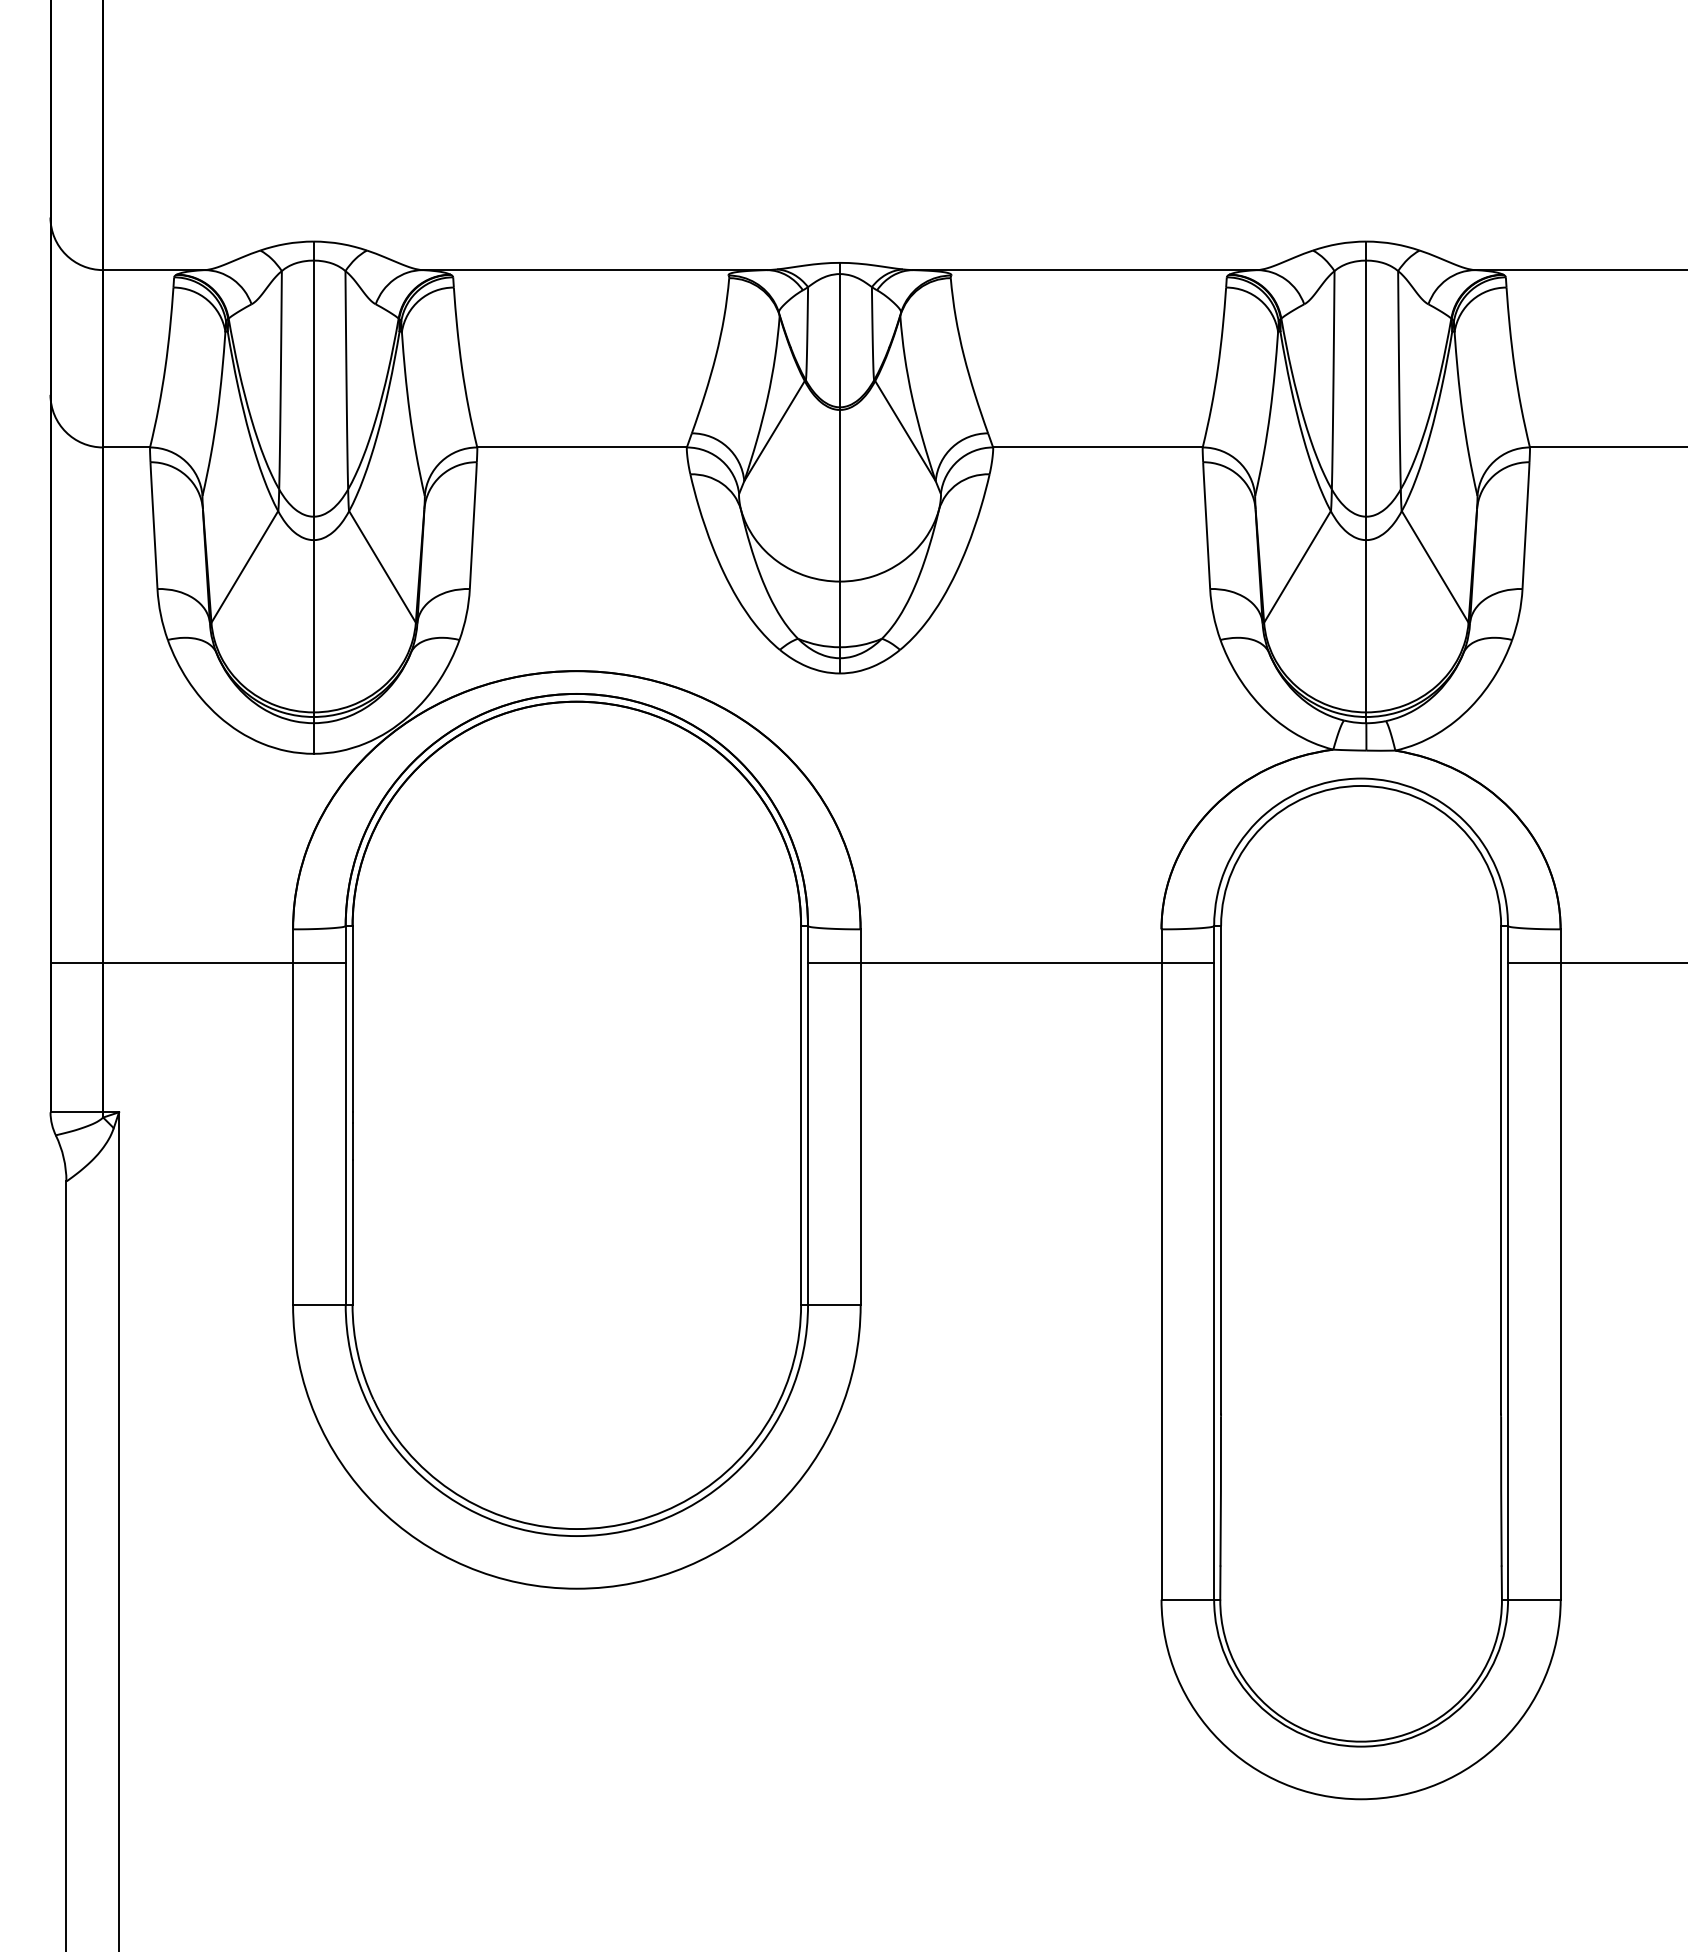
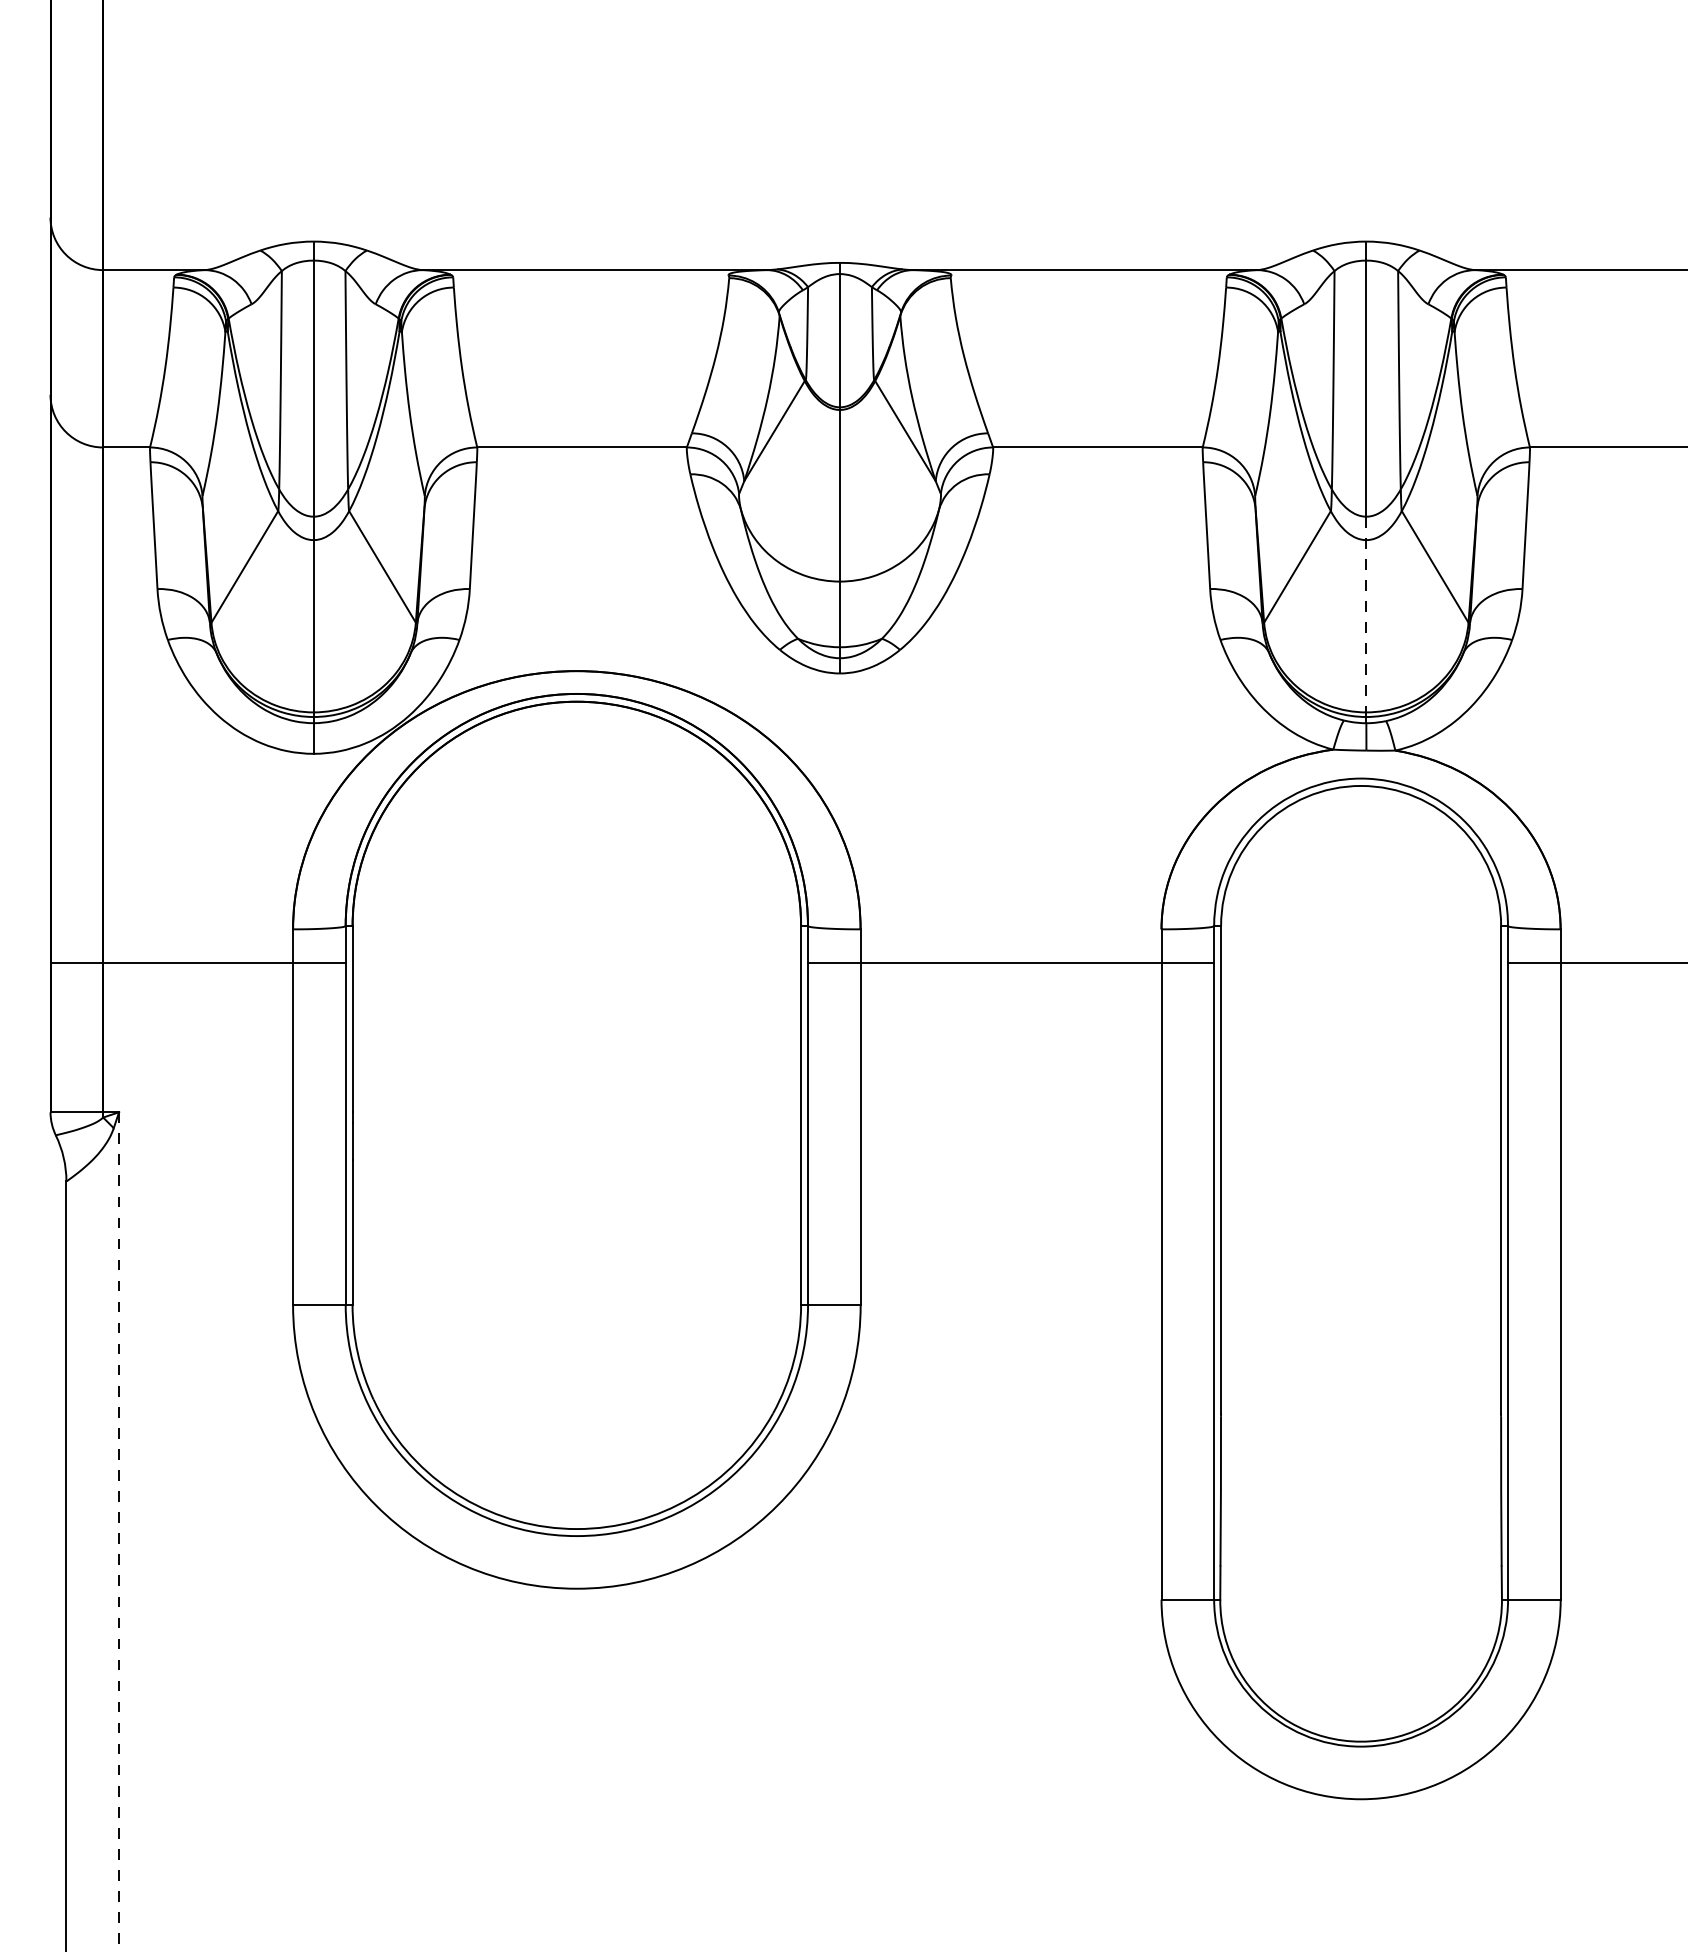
line: solid -> dashed (1366, 616)
line: solid -> dashed (119, 1532)
